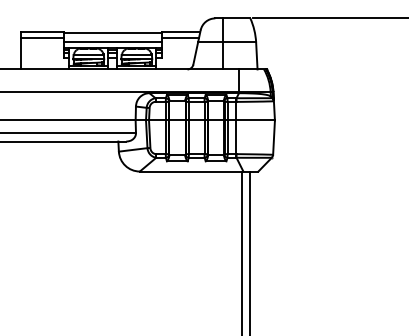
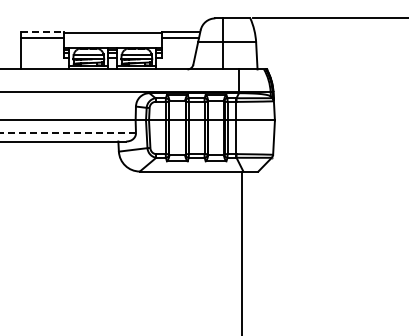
line: solid -> dashed (43, 31)
line: present -> none (112, 42)
line: solid -> dashed (68, 132)
line: present -> none (250, 251)
